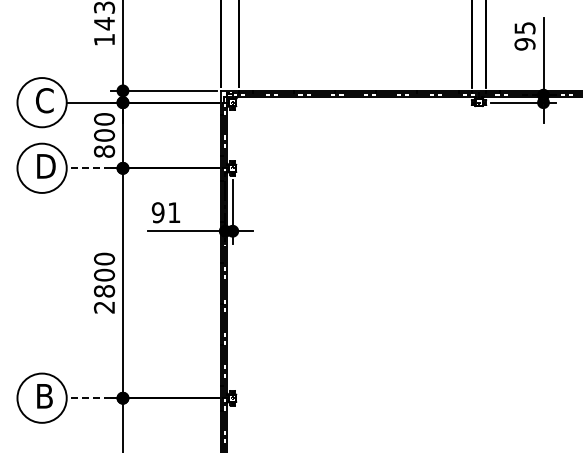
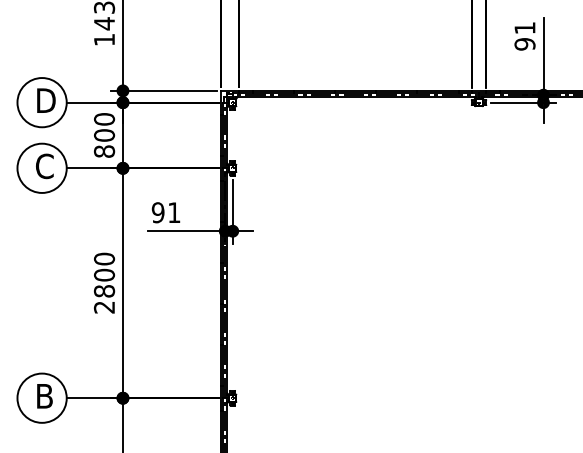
text: 95 -> 91 (524, 28)
text: C -> D (45, 100)
text: D -> C (45, 166)
line: dashed -> solid (88, 168)
line: dashed -> solid (88, 398)
